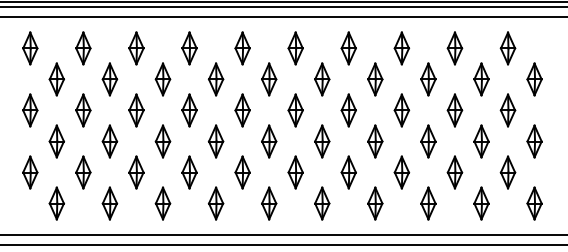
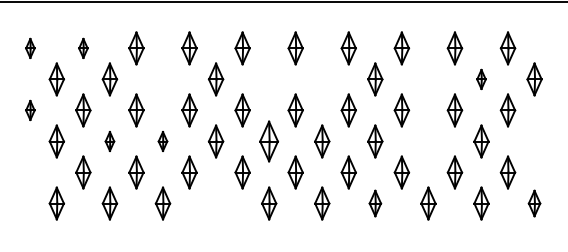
line: present -> none (283, 7)
line: present -> none (283, 17)
part size: 17x35 px -> 11x22 px (30, 47)
part size: 17x35 px -> 11x22 px (83, 47)
part: present -> none (162, 79)
part: present -> none (269, 79)
part: present -> none (322, 79)
part: present -> none (428, 79)
part size: 17x35 px -> 11x23 px (481, 79)
part size: 17x35 px -> 11x23 px (30, 110)
part size: 18x35 px -> 12x21 px (109, 141)
part size: 18x35 px -> 12x21 px (162, 141)
part size: 17x35 px -> 20x43 px (268, 141)
part: present -> none (428, 141)
part: present -> none (534, 141)
part: present -> none (30, 172)
part: present -> none (215, 203)
part size: 17x35 px -> 15x29 px (375, 203)
part size: 17x35 px -> 15x29 px (534, 203)
line: present -> none (283, 234)
line: present -> none (283, 244)
